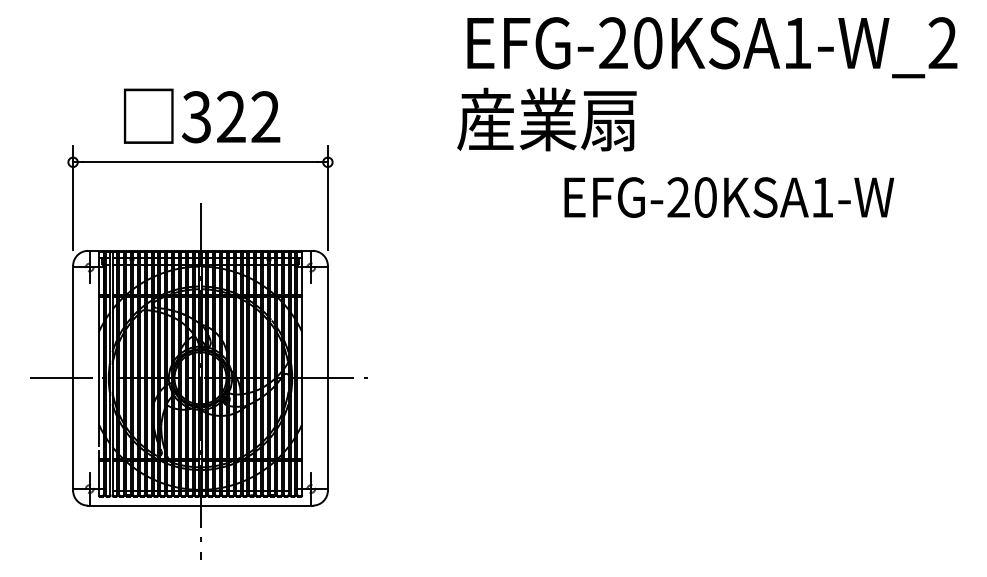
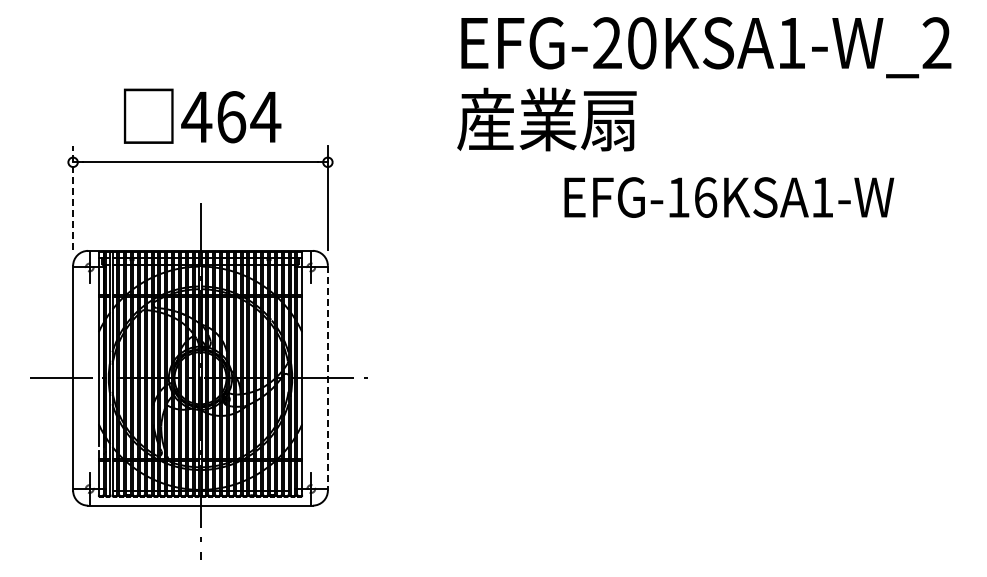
text position: (712, 47) -> (706, 47) (706, 47)
text: 322 -> 464 (231, 117)
text: EFG-20KSA1-W -> EFG-16KSA1-W (692, 197)
line: solid -> dashed (73, 198)
line: solid -> dashed (327, 378)
